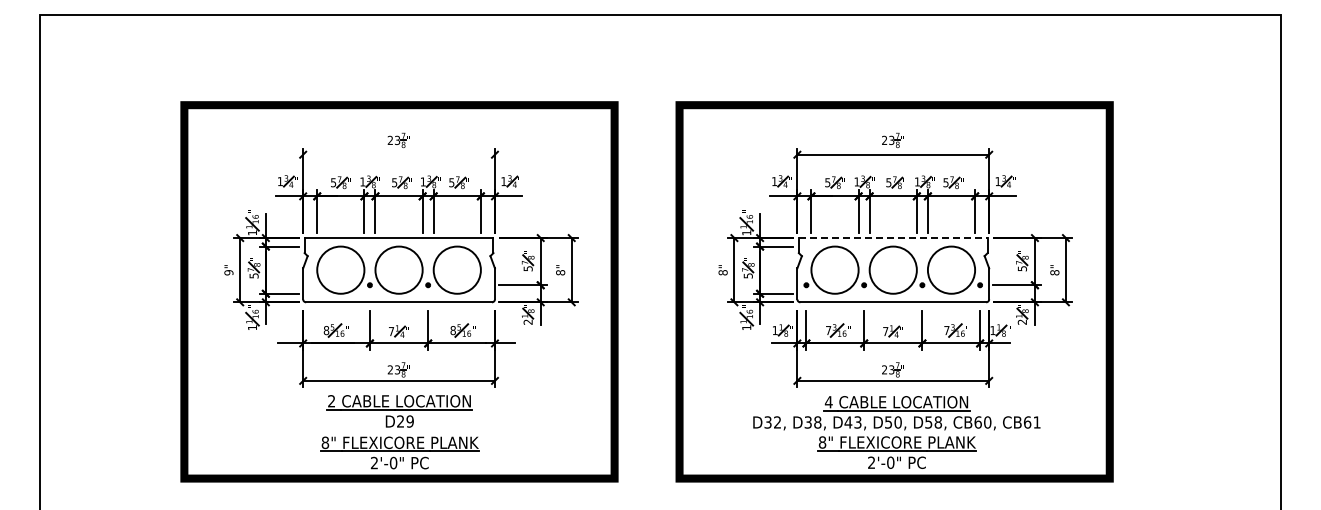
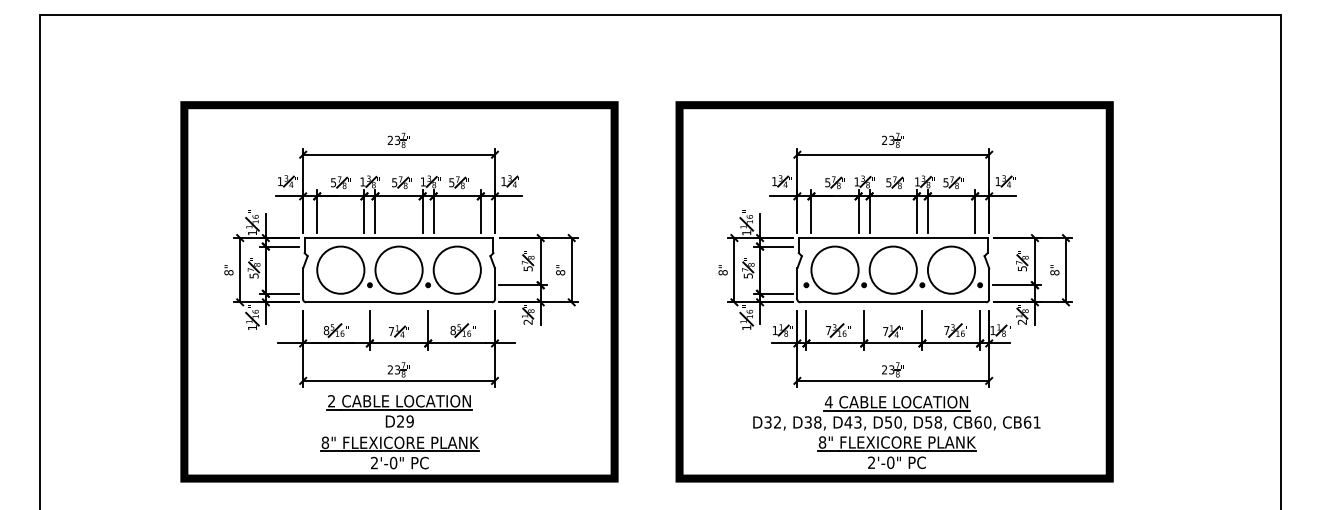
line: none -> present (398, 154)
line: dashed -> solid (893, 238)
text: 9" -> 8" (228, 272)
